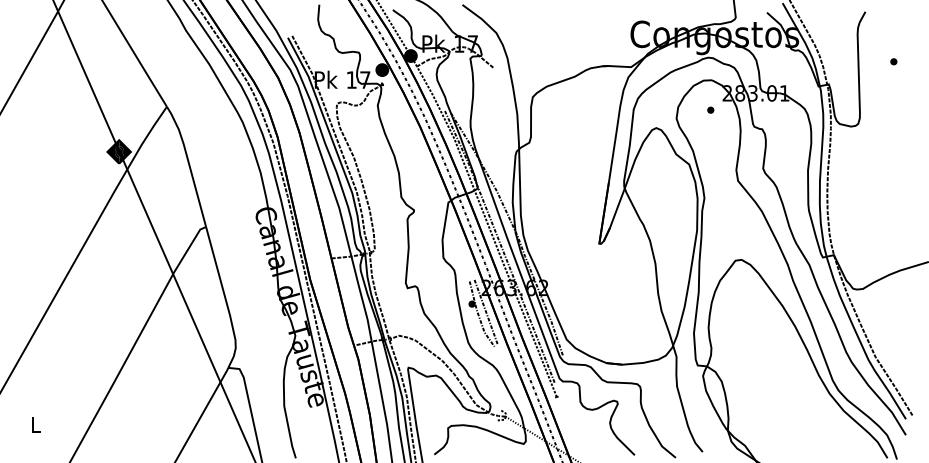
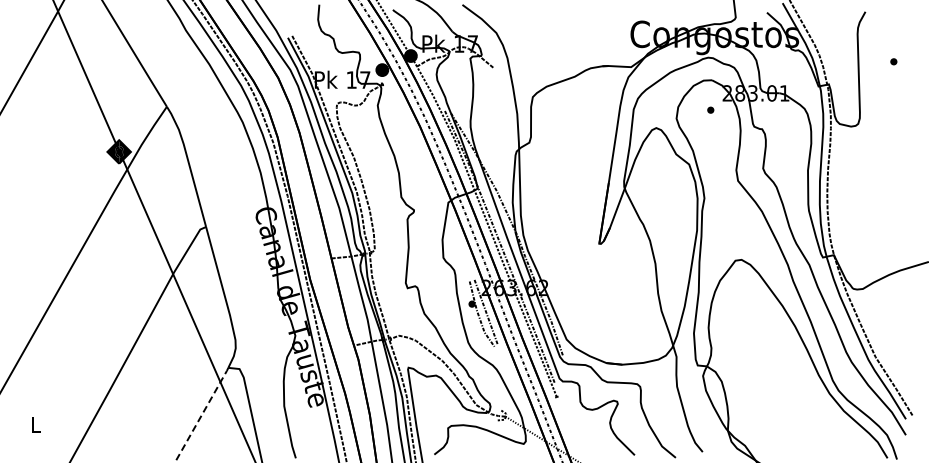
line: solid -> dashed (202, 414)
